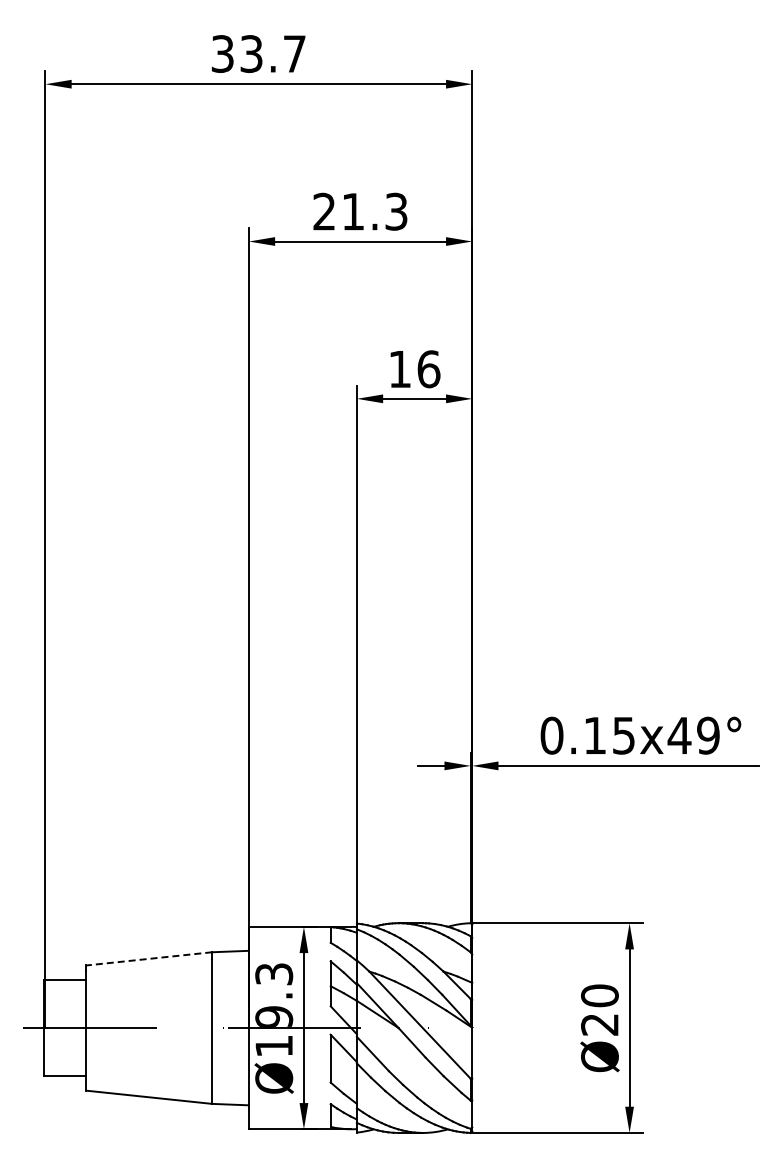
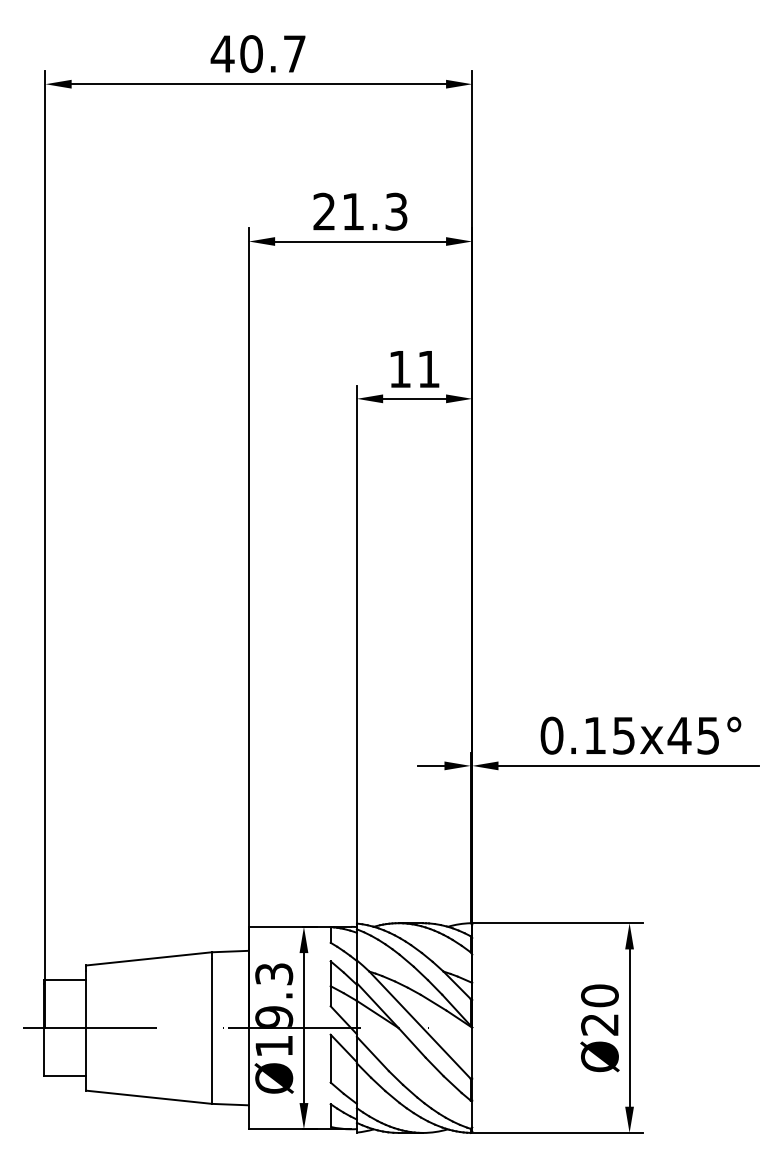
text: 33.7 -> 40.7 (236, 54)
text: 16 -> 11 (428, 369)
text: 0.15x49° -> 0.15x45° (708, 735)
line: dashed -> solid (148, 958)
